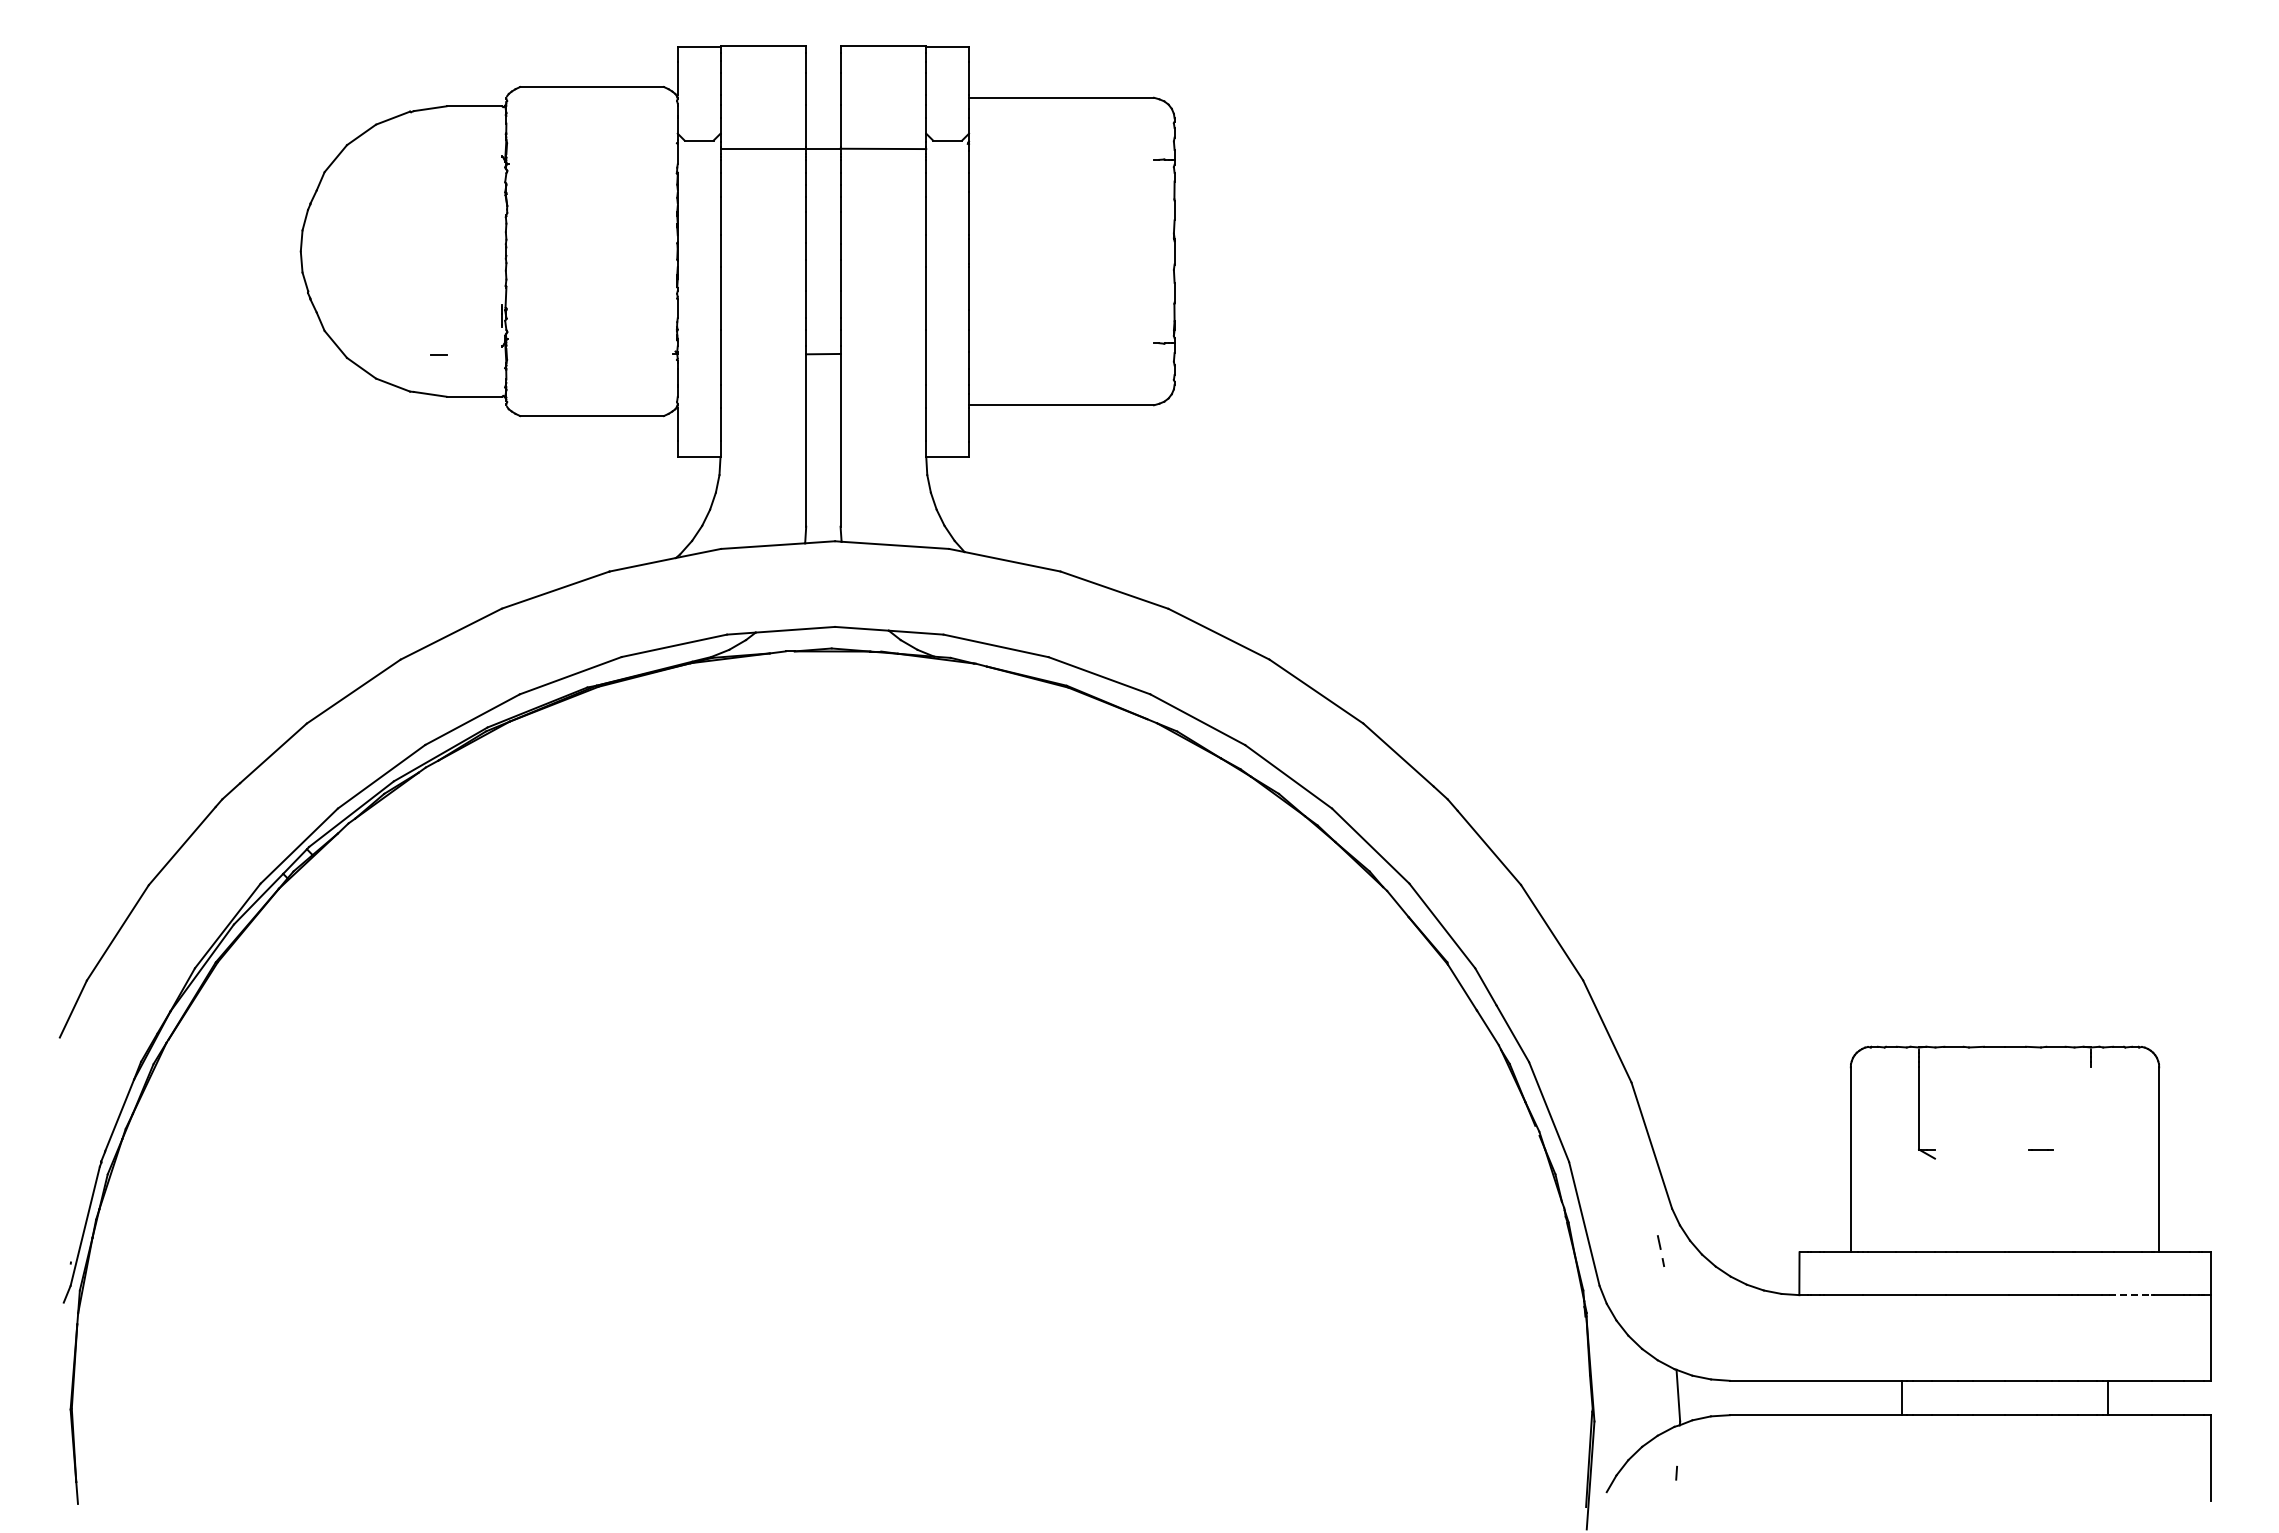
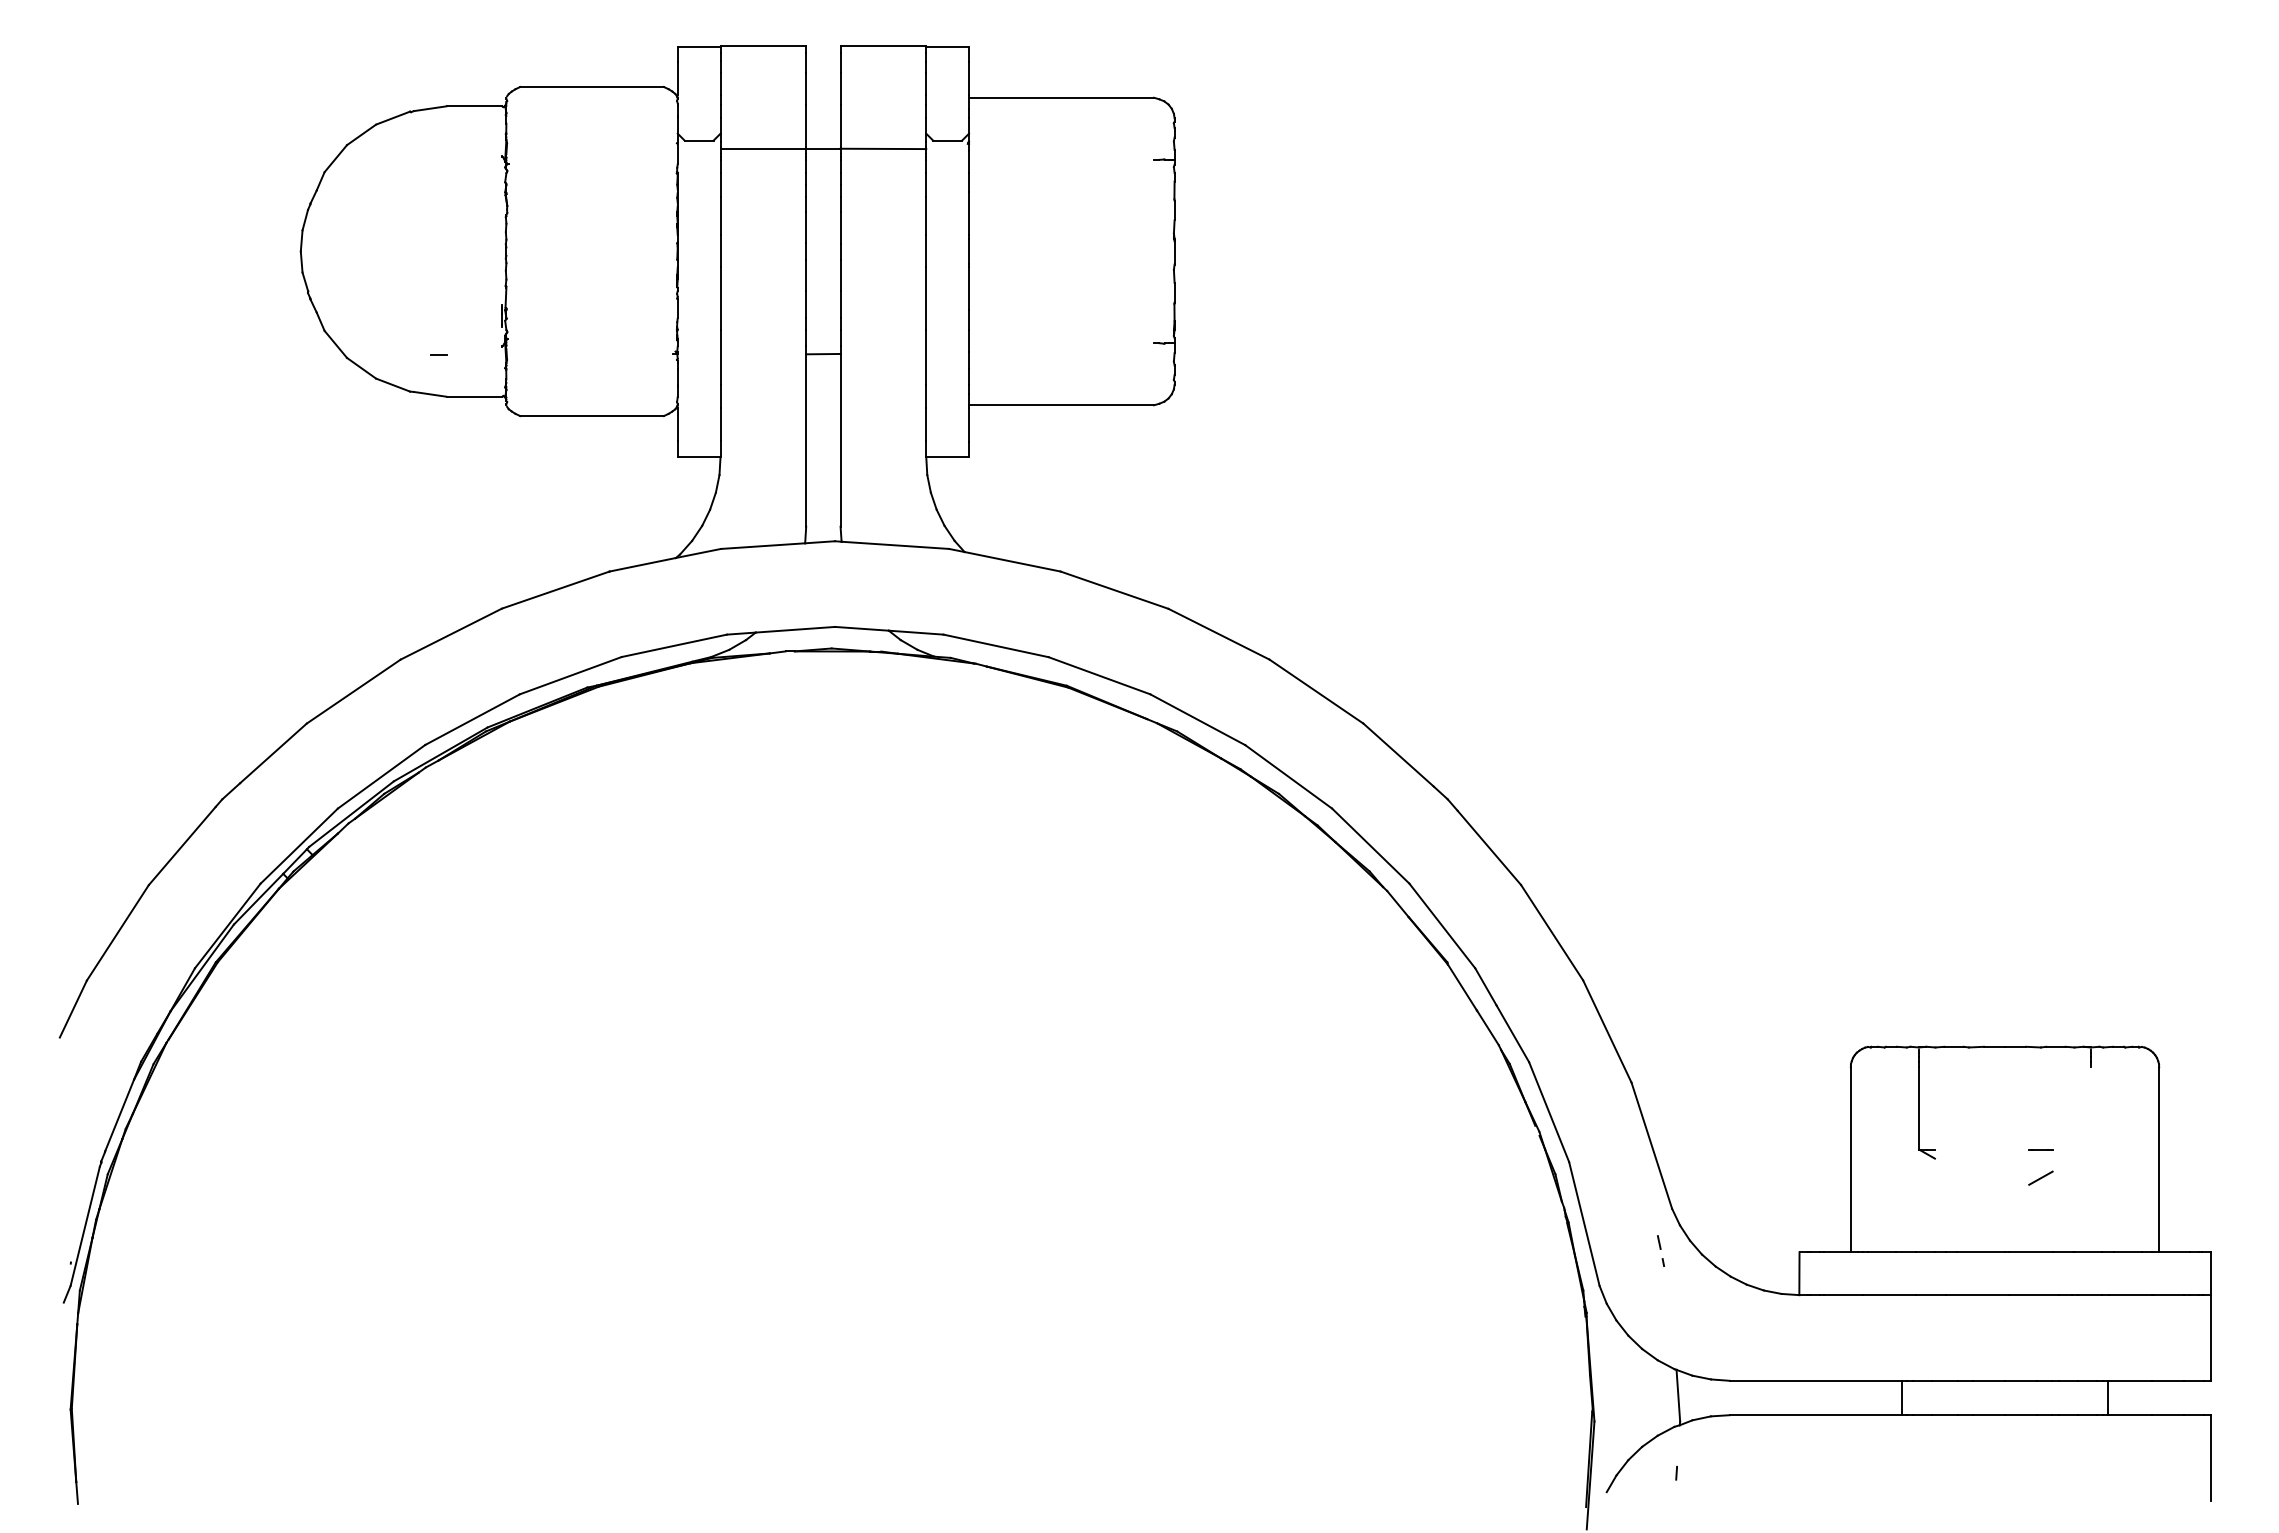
line: none -> present (2040, 1177)
line: dashed -> solid (2130, 1295)
